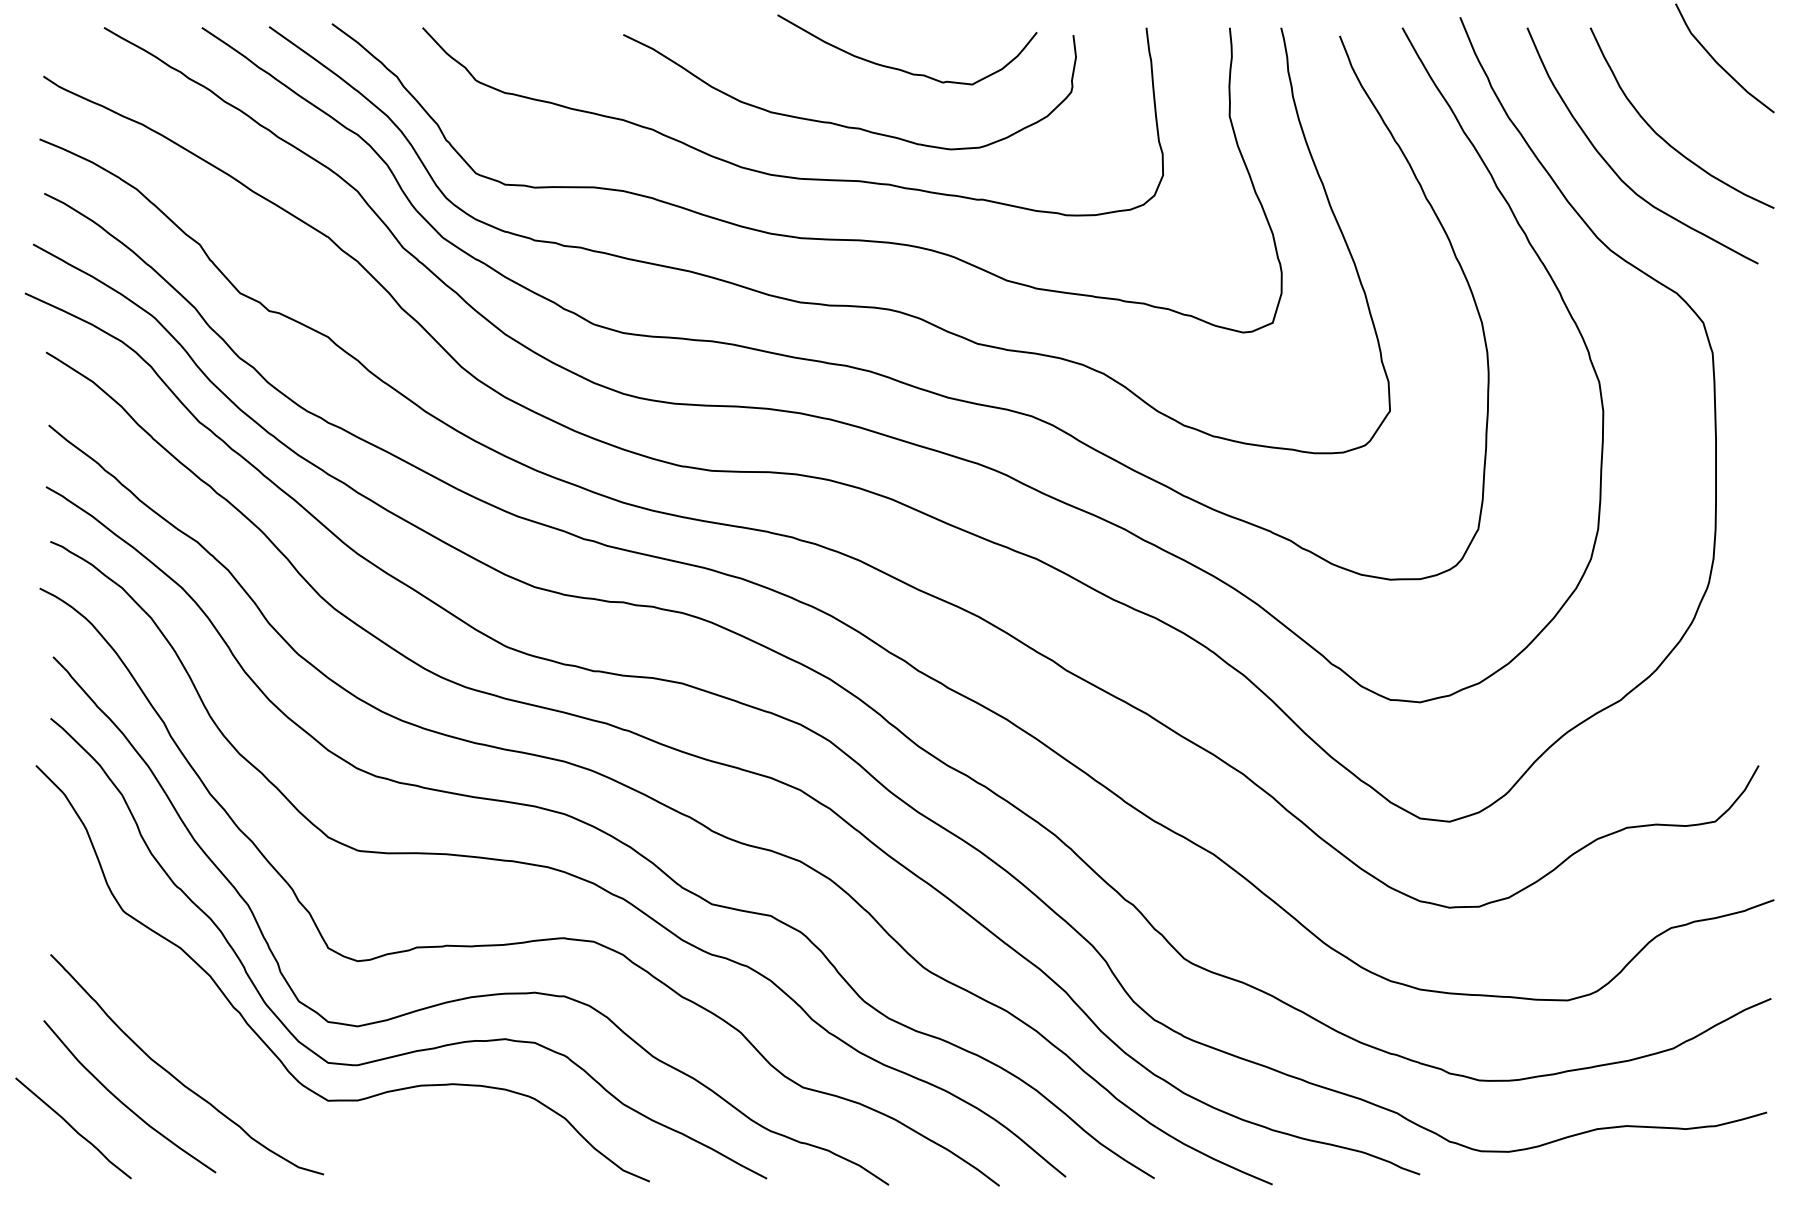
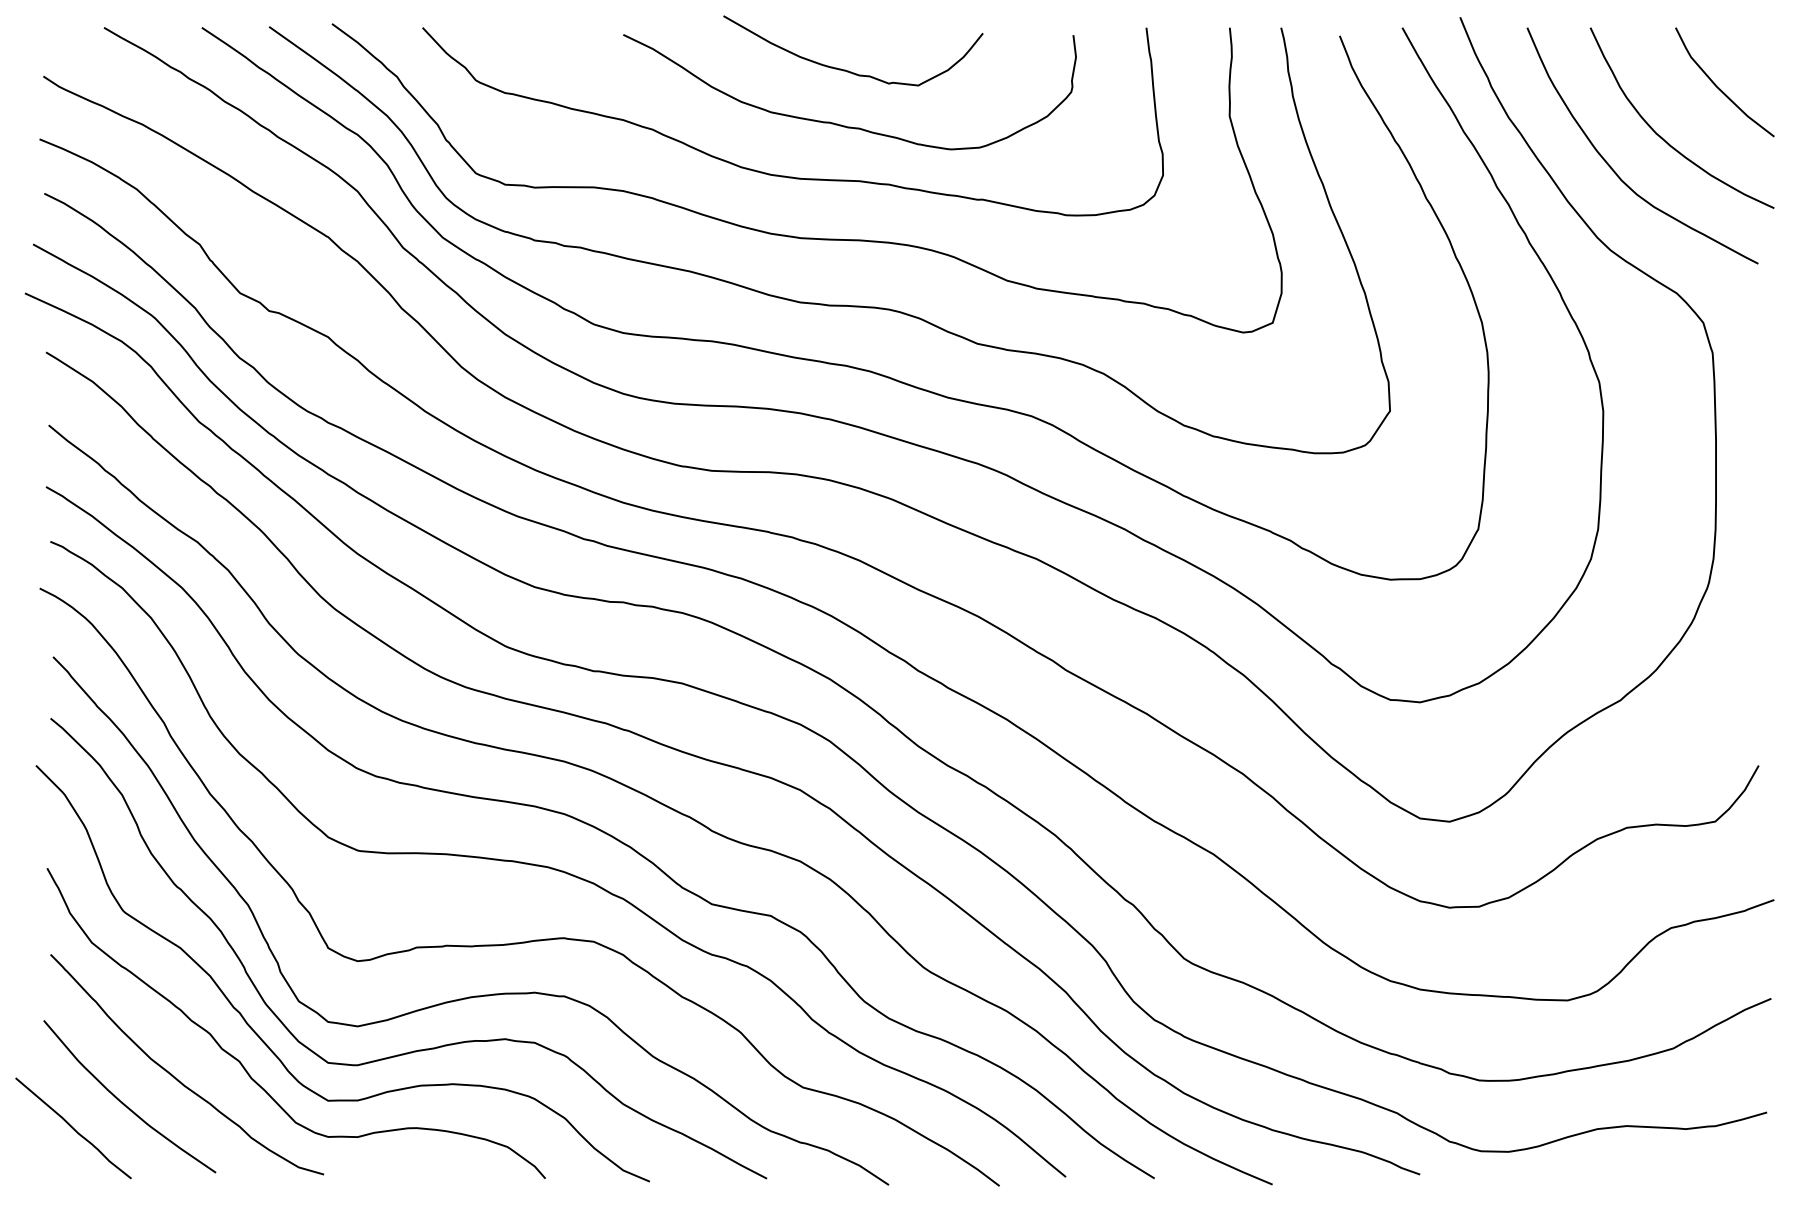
curve position: (1719, 63) -> (1719, 87) (1719, 87)
curve position: (899, 68) -> (845, 69) (845, 69)
curve: none -> present (241, 1062)
